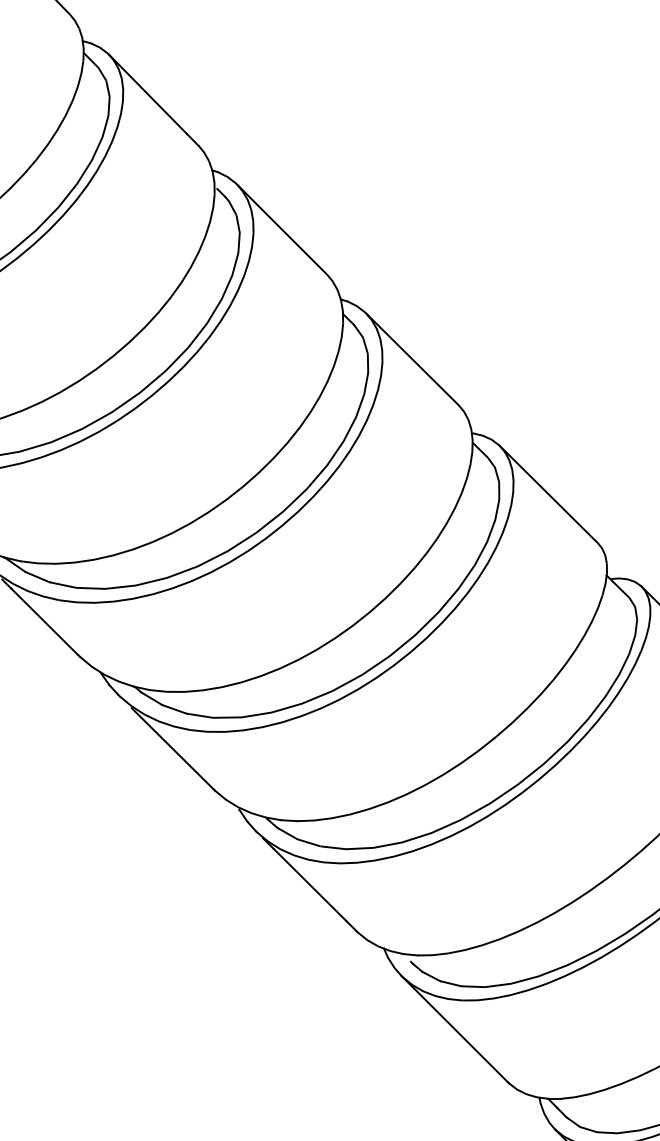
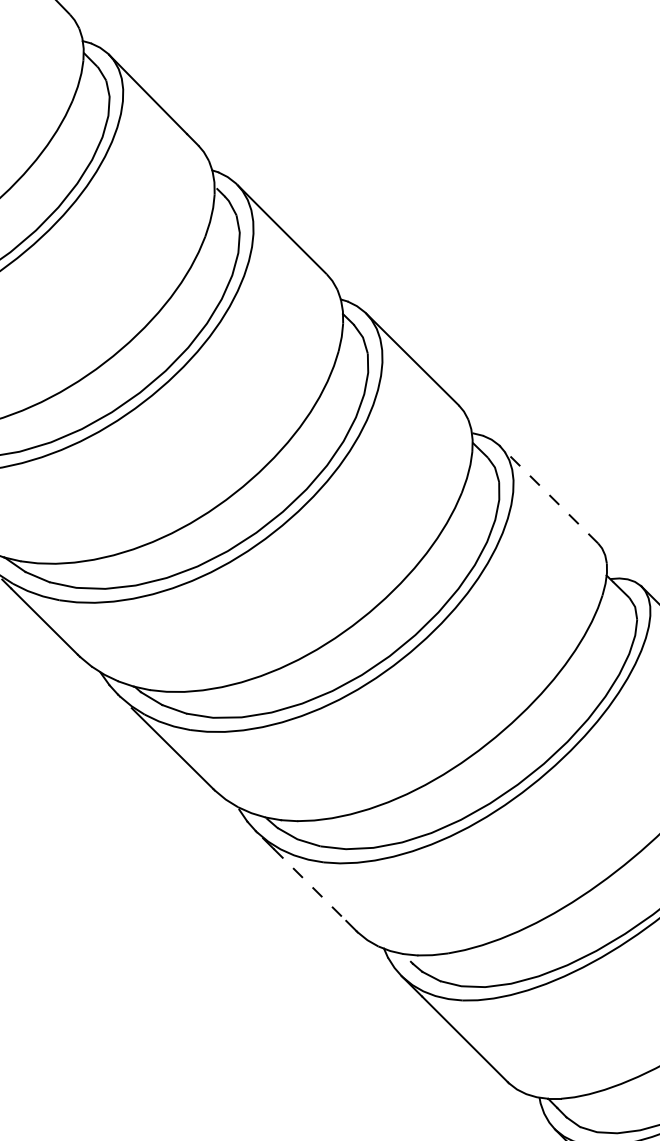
line: solid -> dashed (548, 493)
line: solid -> dashed (310, 885)
